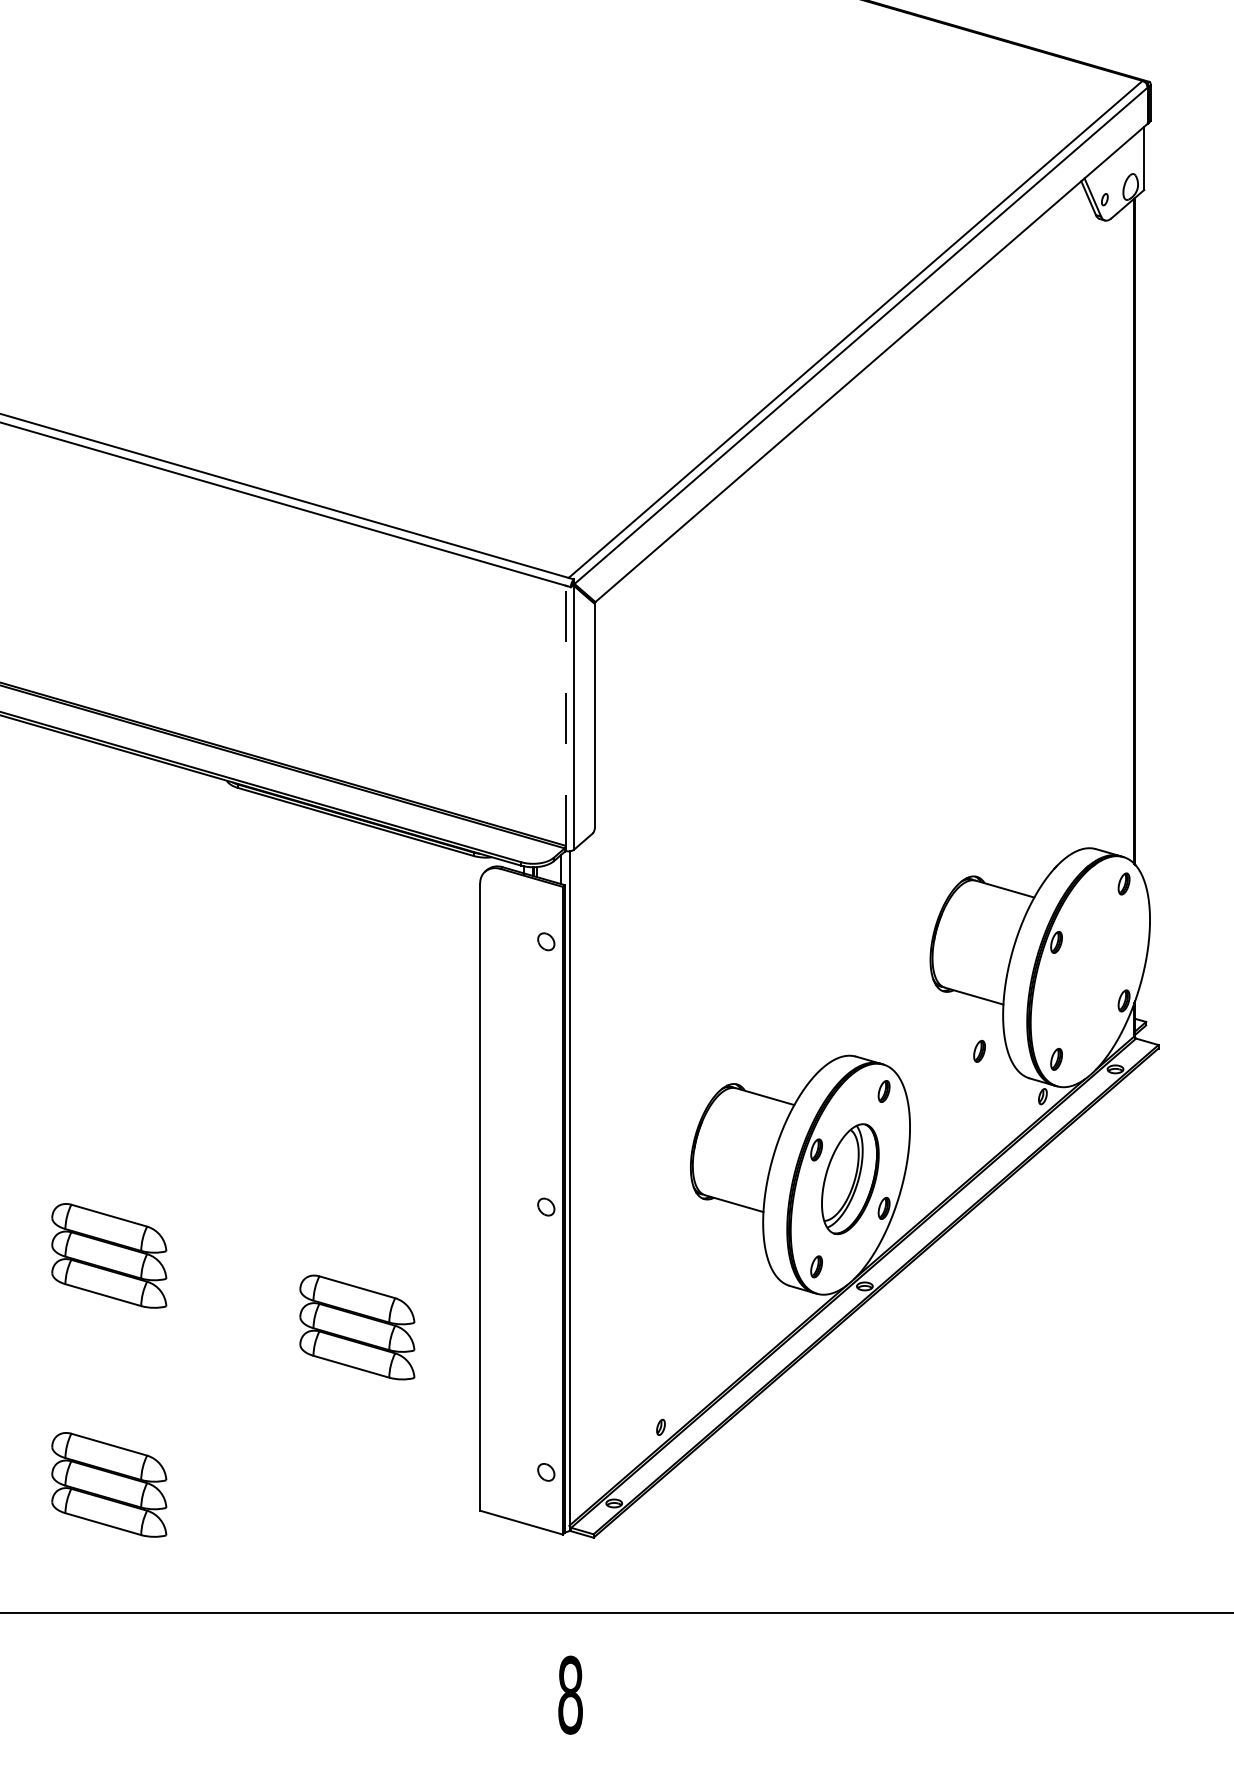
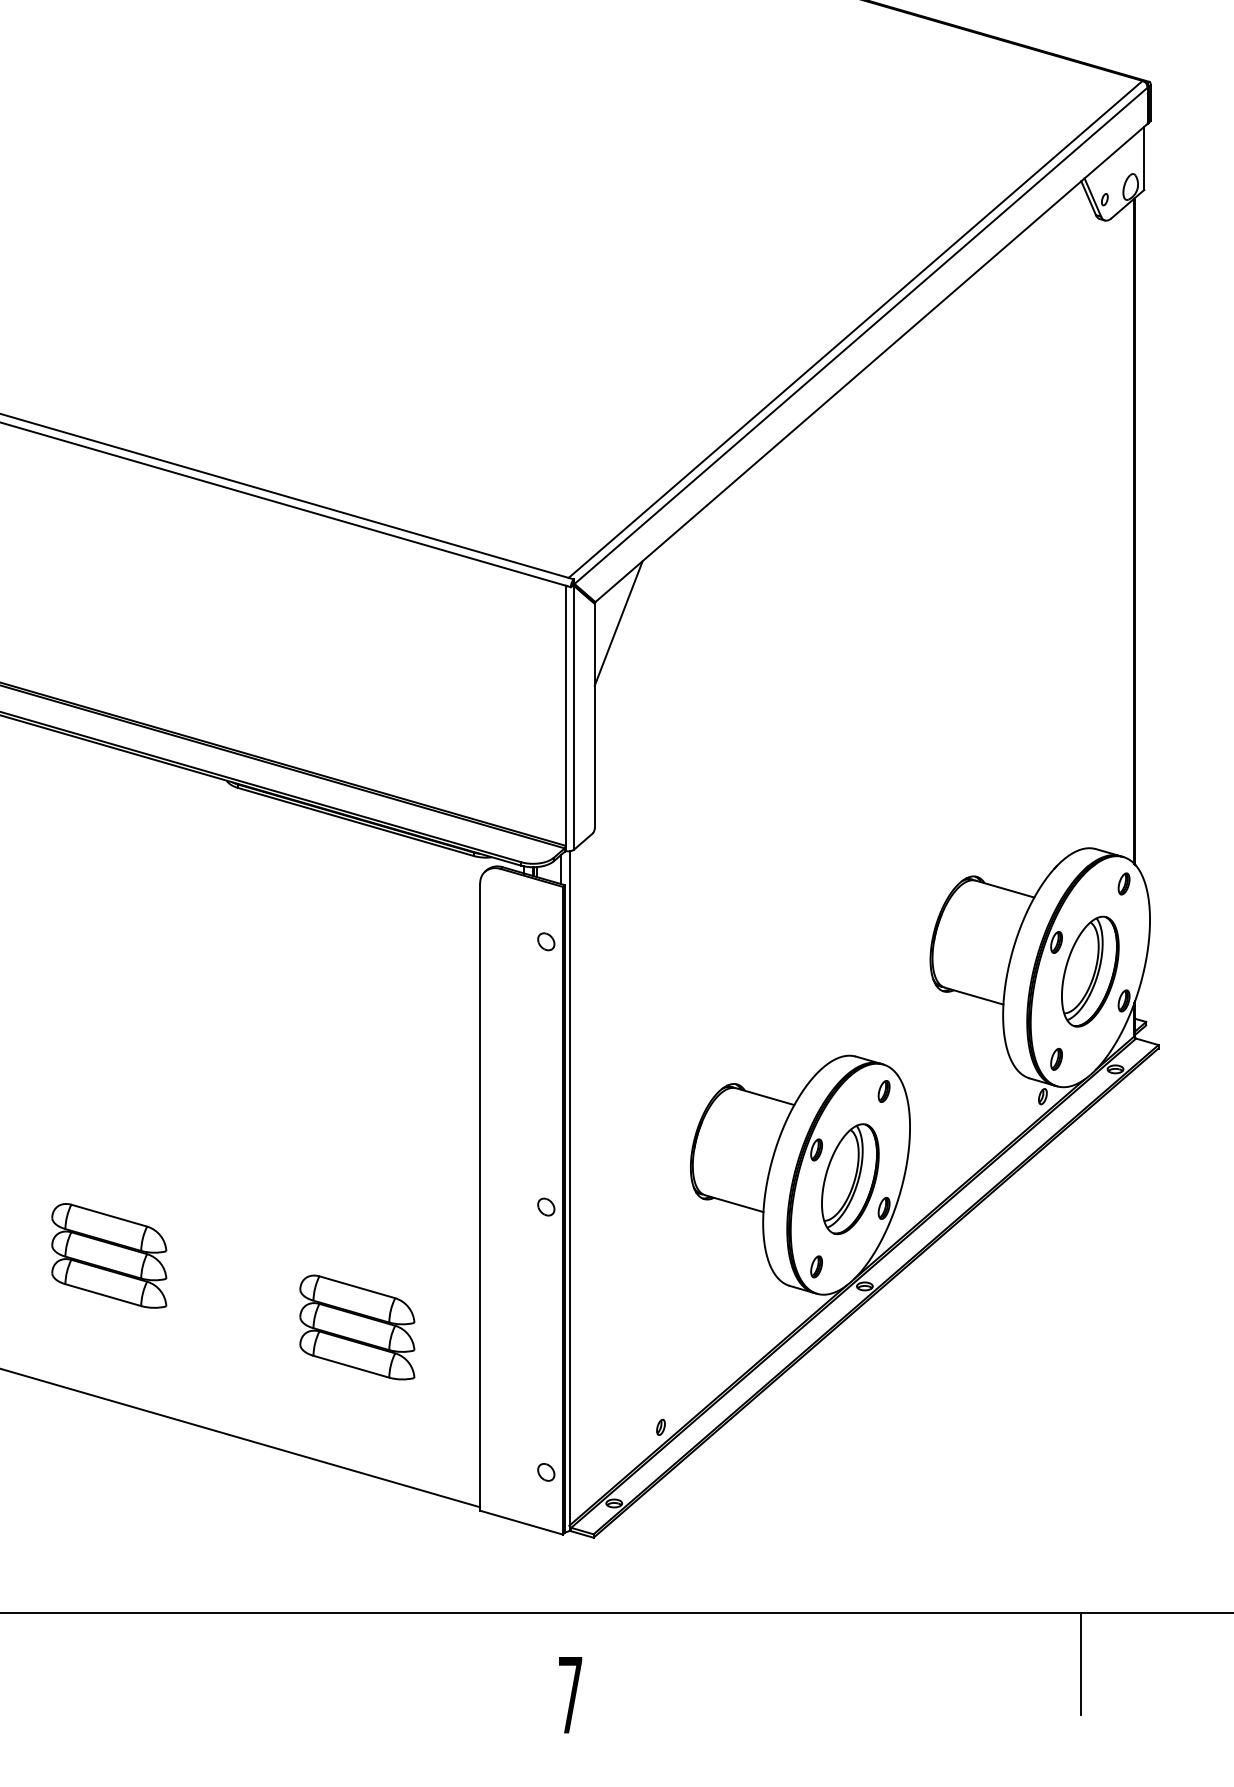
line: none -> present (618, 623)
line: dashed -> solid (565, 715)
part: none -> present (1090, 971)
part: present -> none (979, 1051)
line: none -> present (241, 1438)
part: present -> none (109, 1484)
line: none -> present (1081, 1663)
text: 8 -> 7 (570, 1694)
